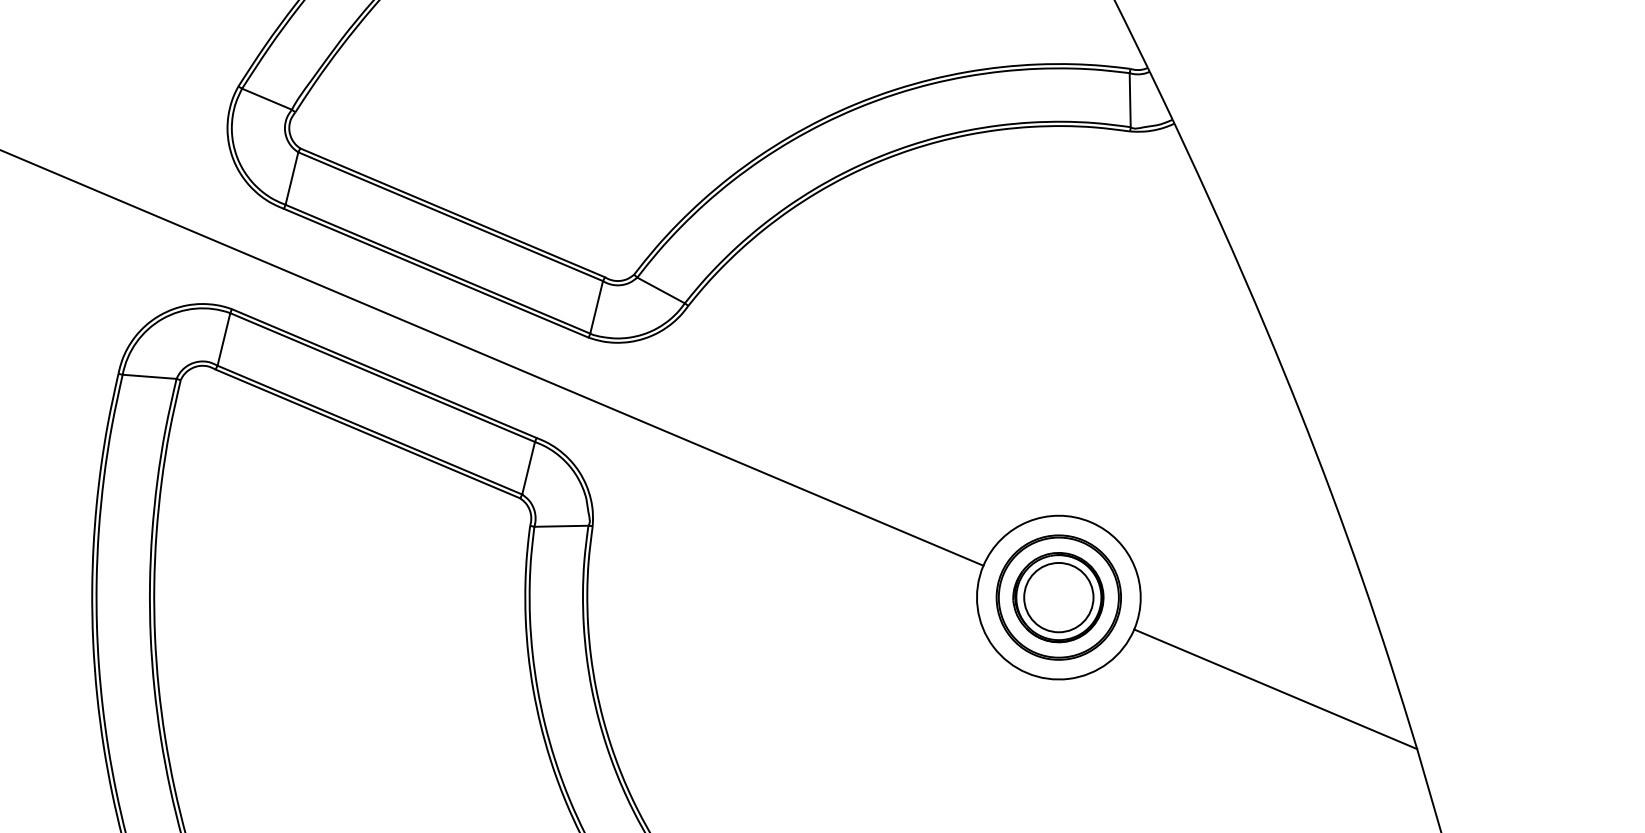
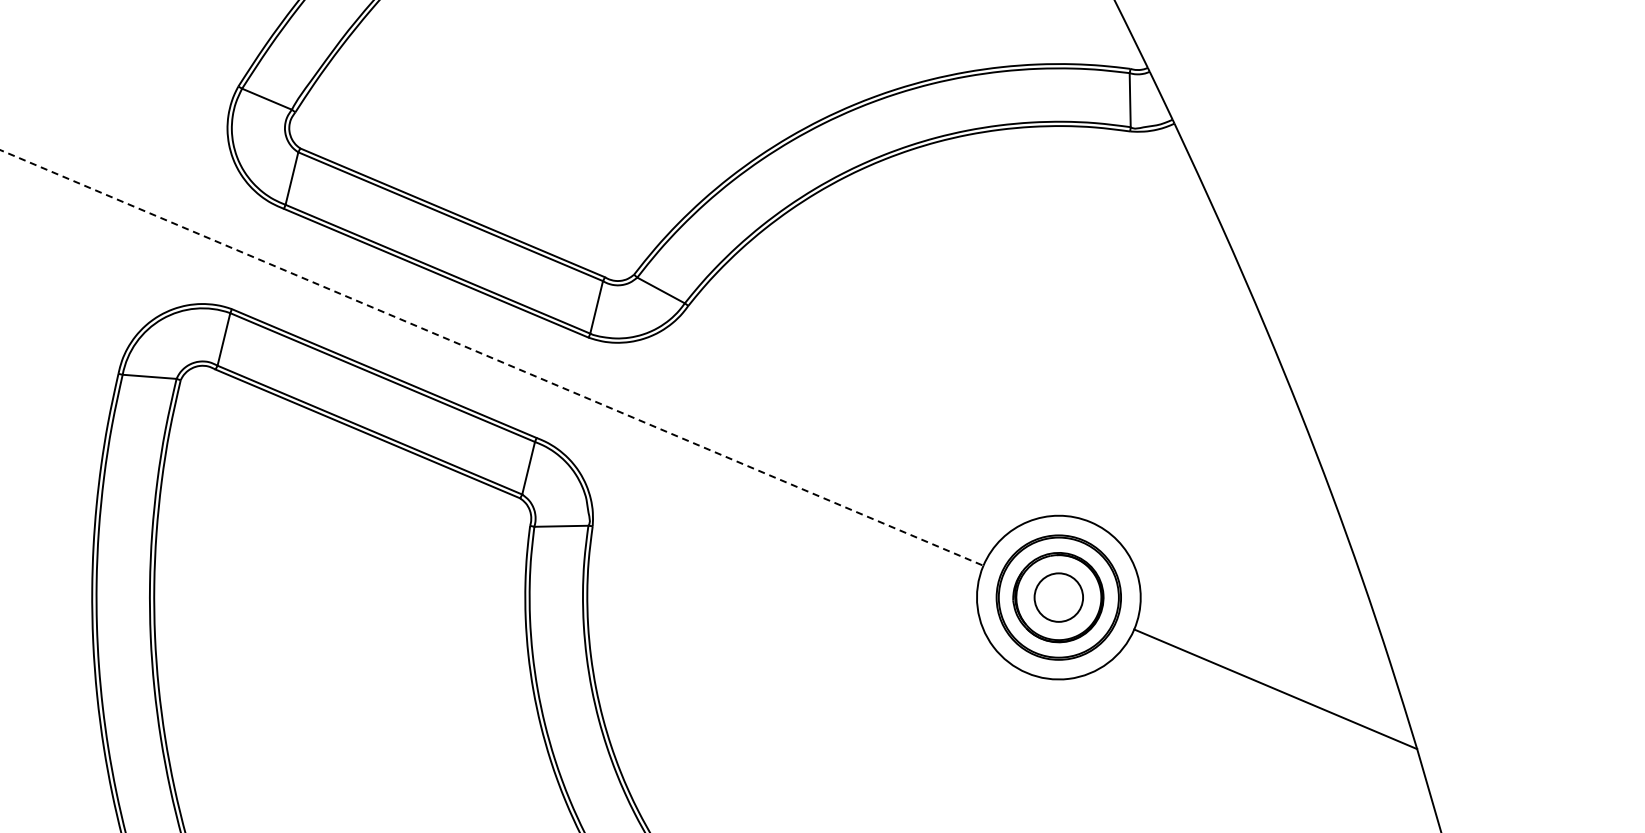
line: solid -> dashed (491, 357)
circle diameter: 69 px -> 49 px (1058, 597)
